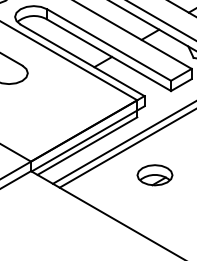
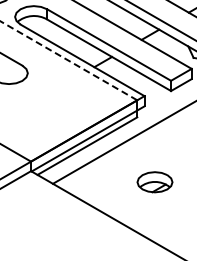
line: solid -> dashed (68, 60)
line: present -> none (126, 148)
part position: (154, 175) -> (154, 182) (154, 182)
